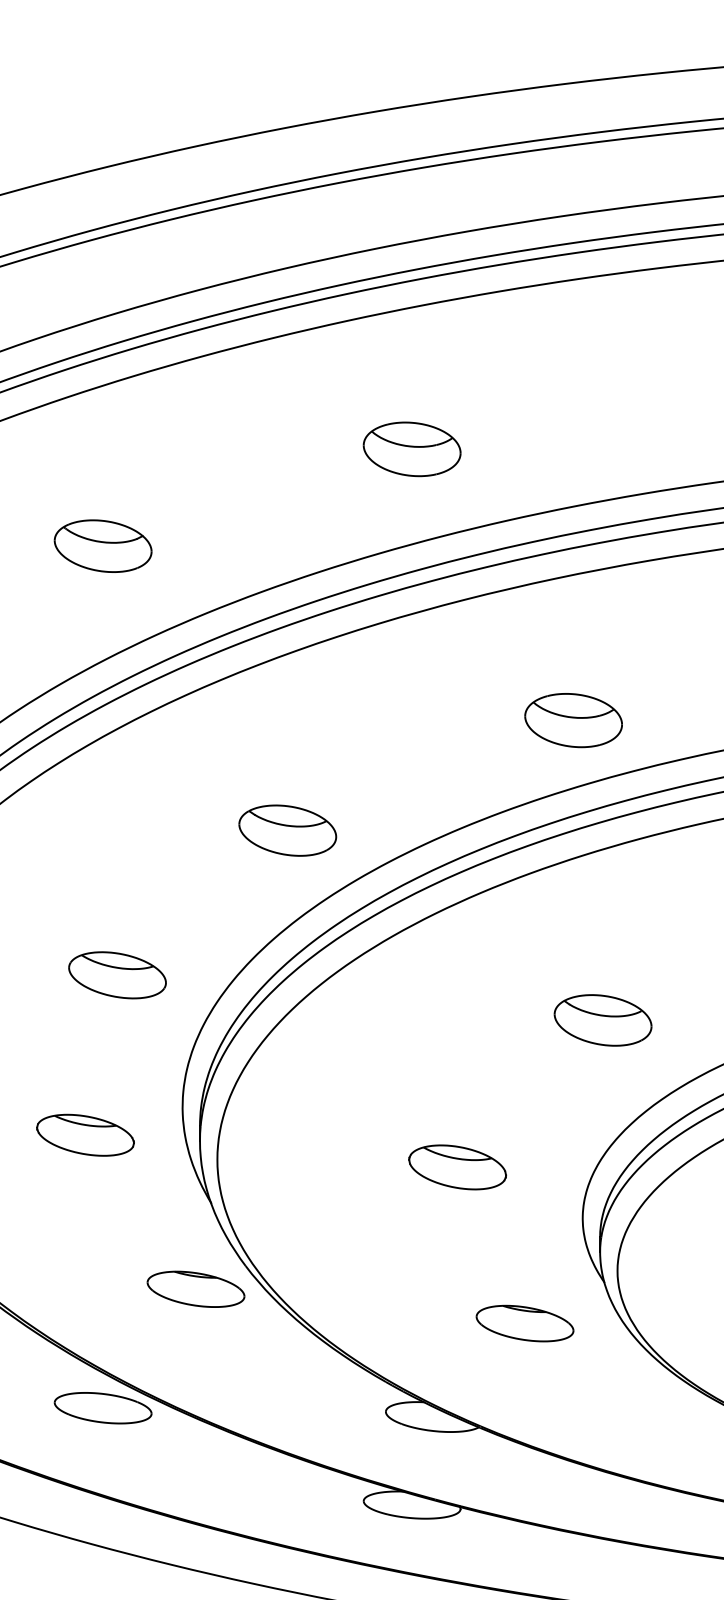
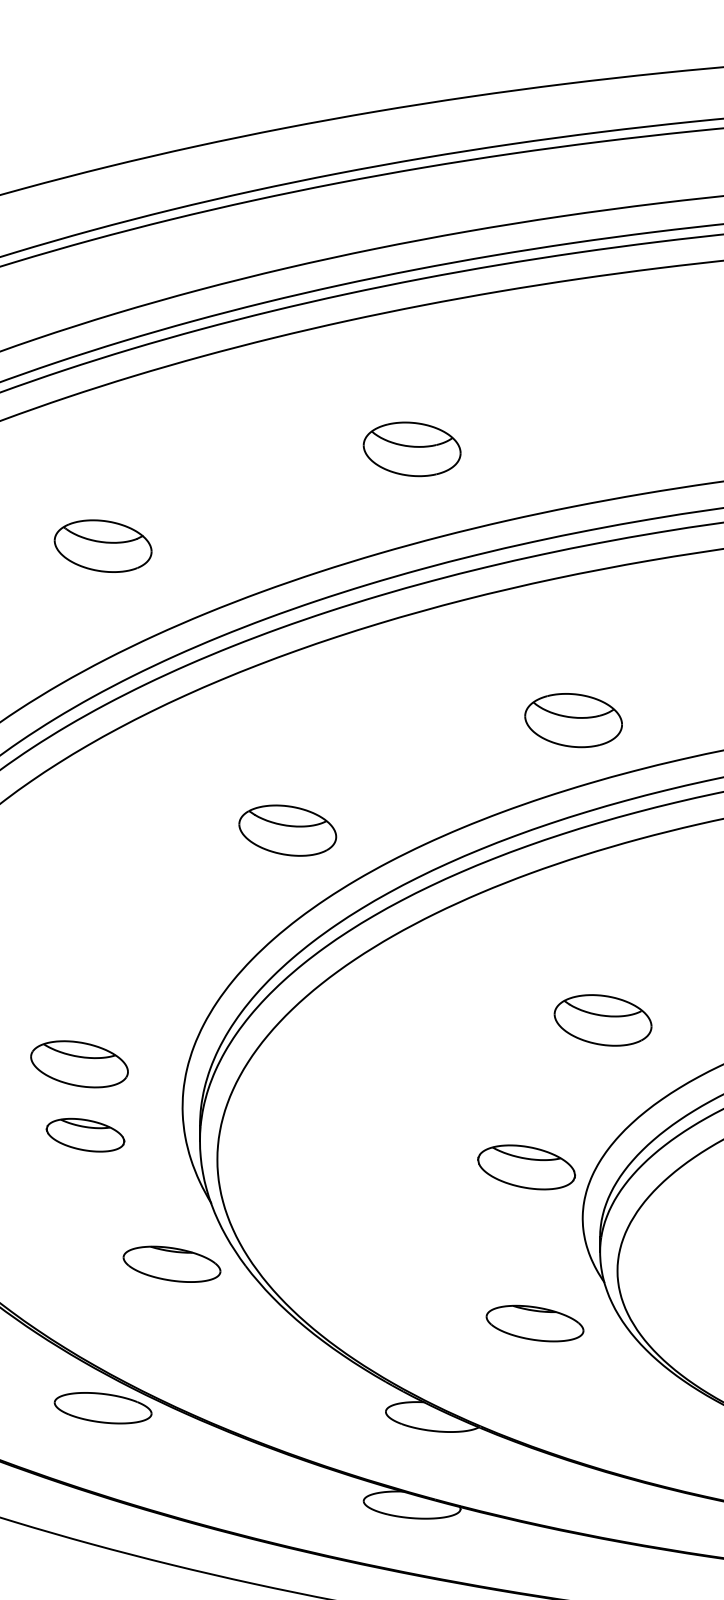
part position: (117, 975) -> (79, 1064) (79, 1064)
part size: 99x44 px -> 81x36 px (85, 1134)
part position: (457, 1167) -> (526, 1167) (526, 1167)
part position: (195, 1288) -> (171, 1263) (171, 1263)
part position: (524, 1323) -> (534, 1323) (534, 1323)
